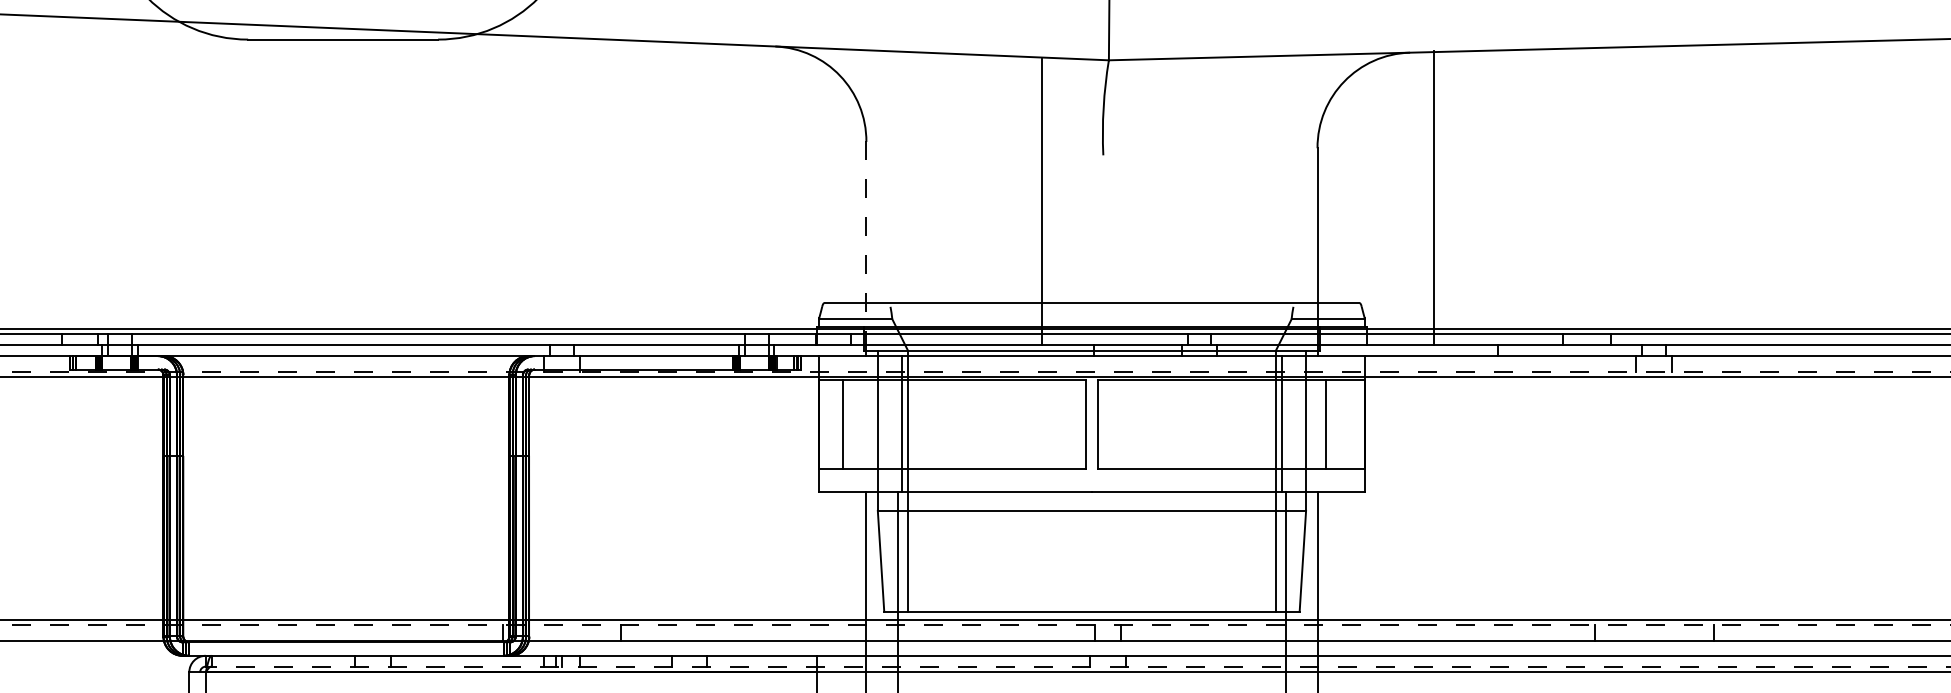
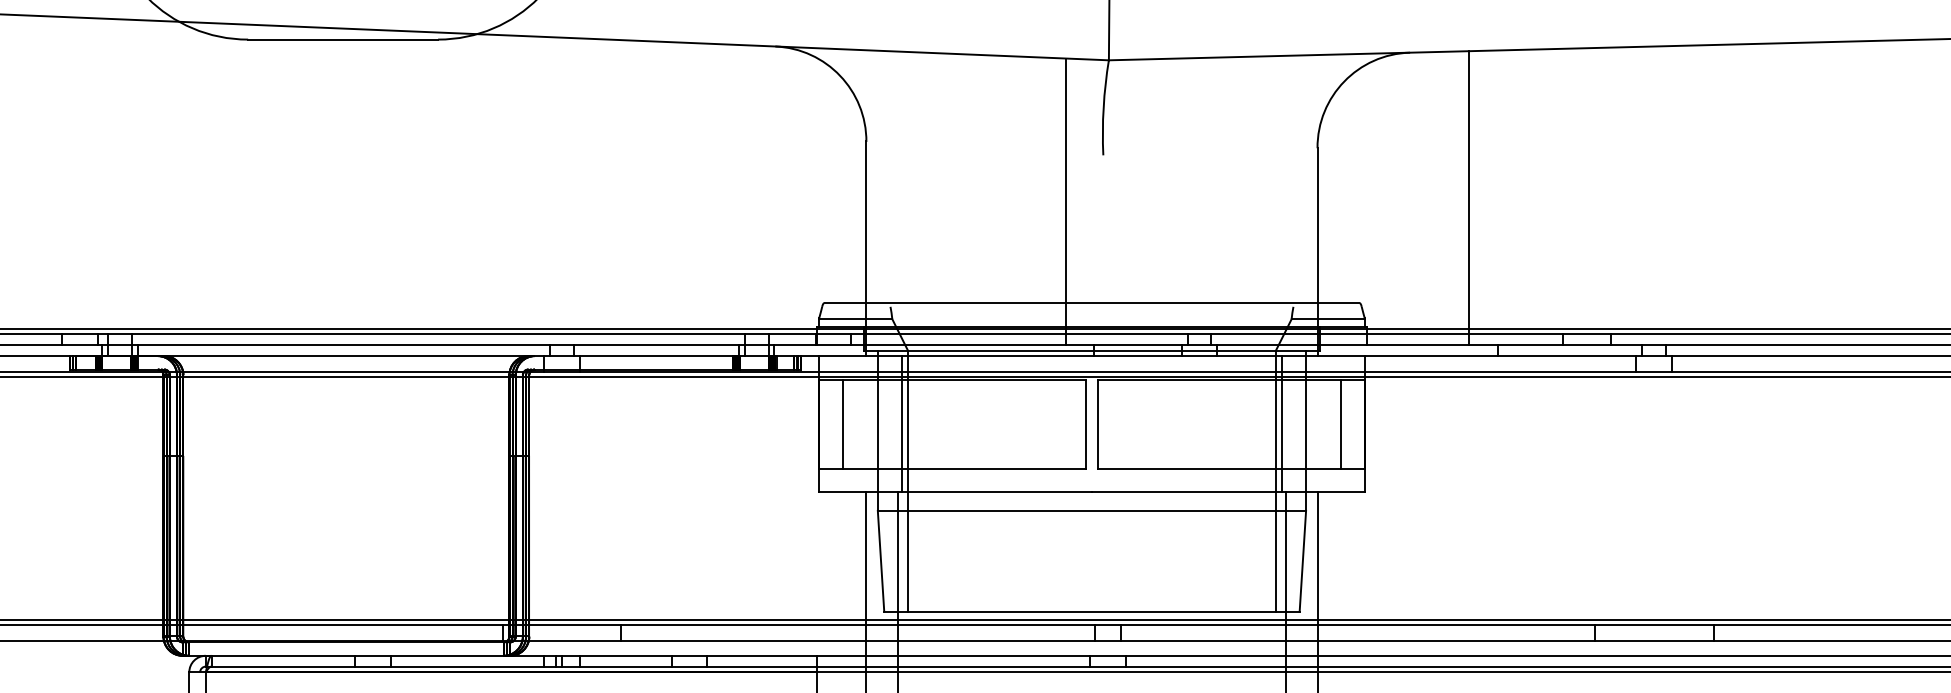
line position: (1434, 198) -> (1469, 198) (1469, 198)
line position: (1041, 201) -> (1065, 201) (1065, 201)
line: dashed -> solid (866, 243)
line: dashed -> solid (976, 371)
line position: (1326, 423) -> (1341, 423) (1341, 423)
line: dashed -> solid (976, 625)
line: dashed -> solid (1080, 666)
